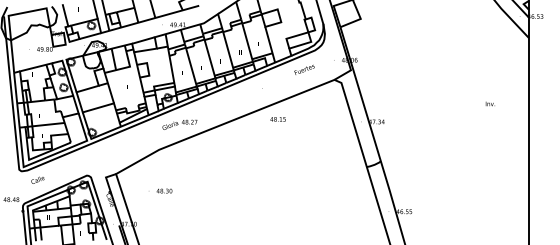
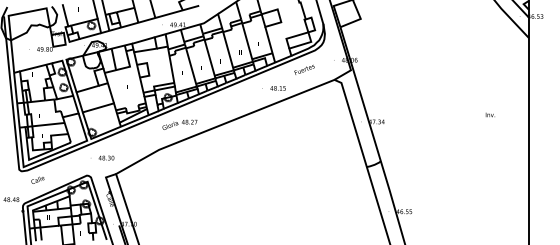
text position: (489, 103) -> (489, 114) (489, 114)
text position: (277, 119) -> (277, 88) (277, 88)
text position: (160, 190) -> (102, 157) (102, 157)
